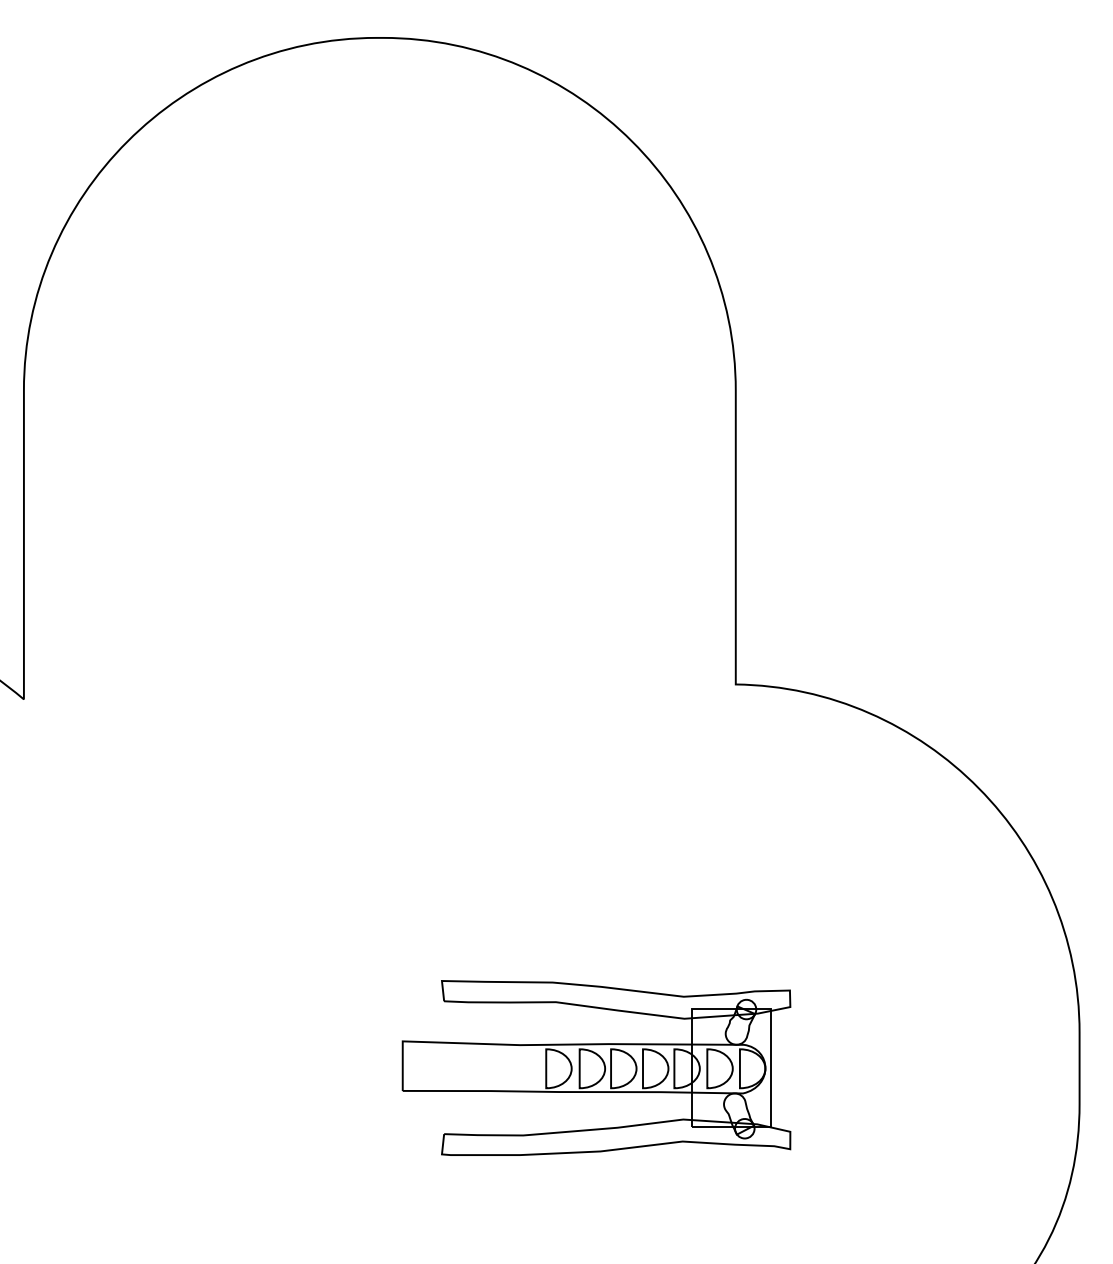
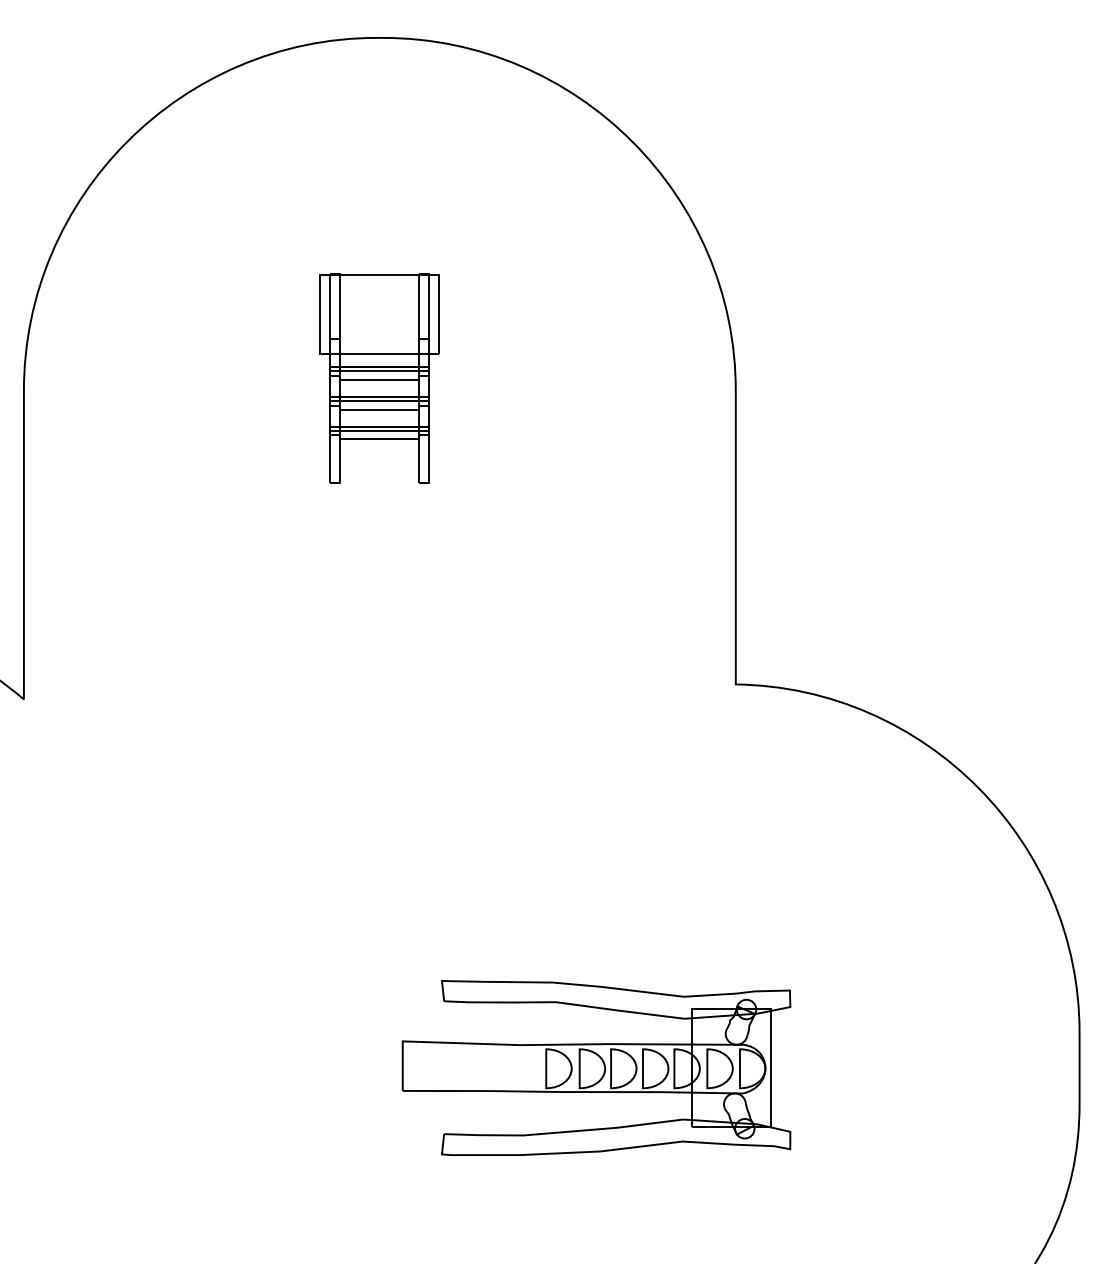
part: none -> present (379, 378)
